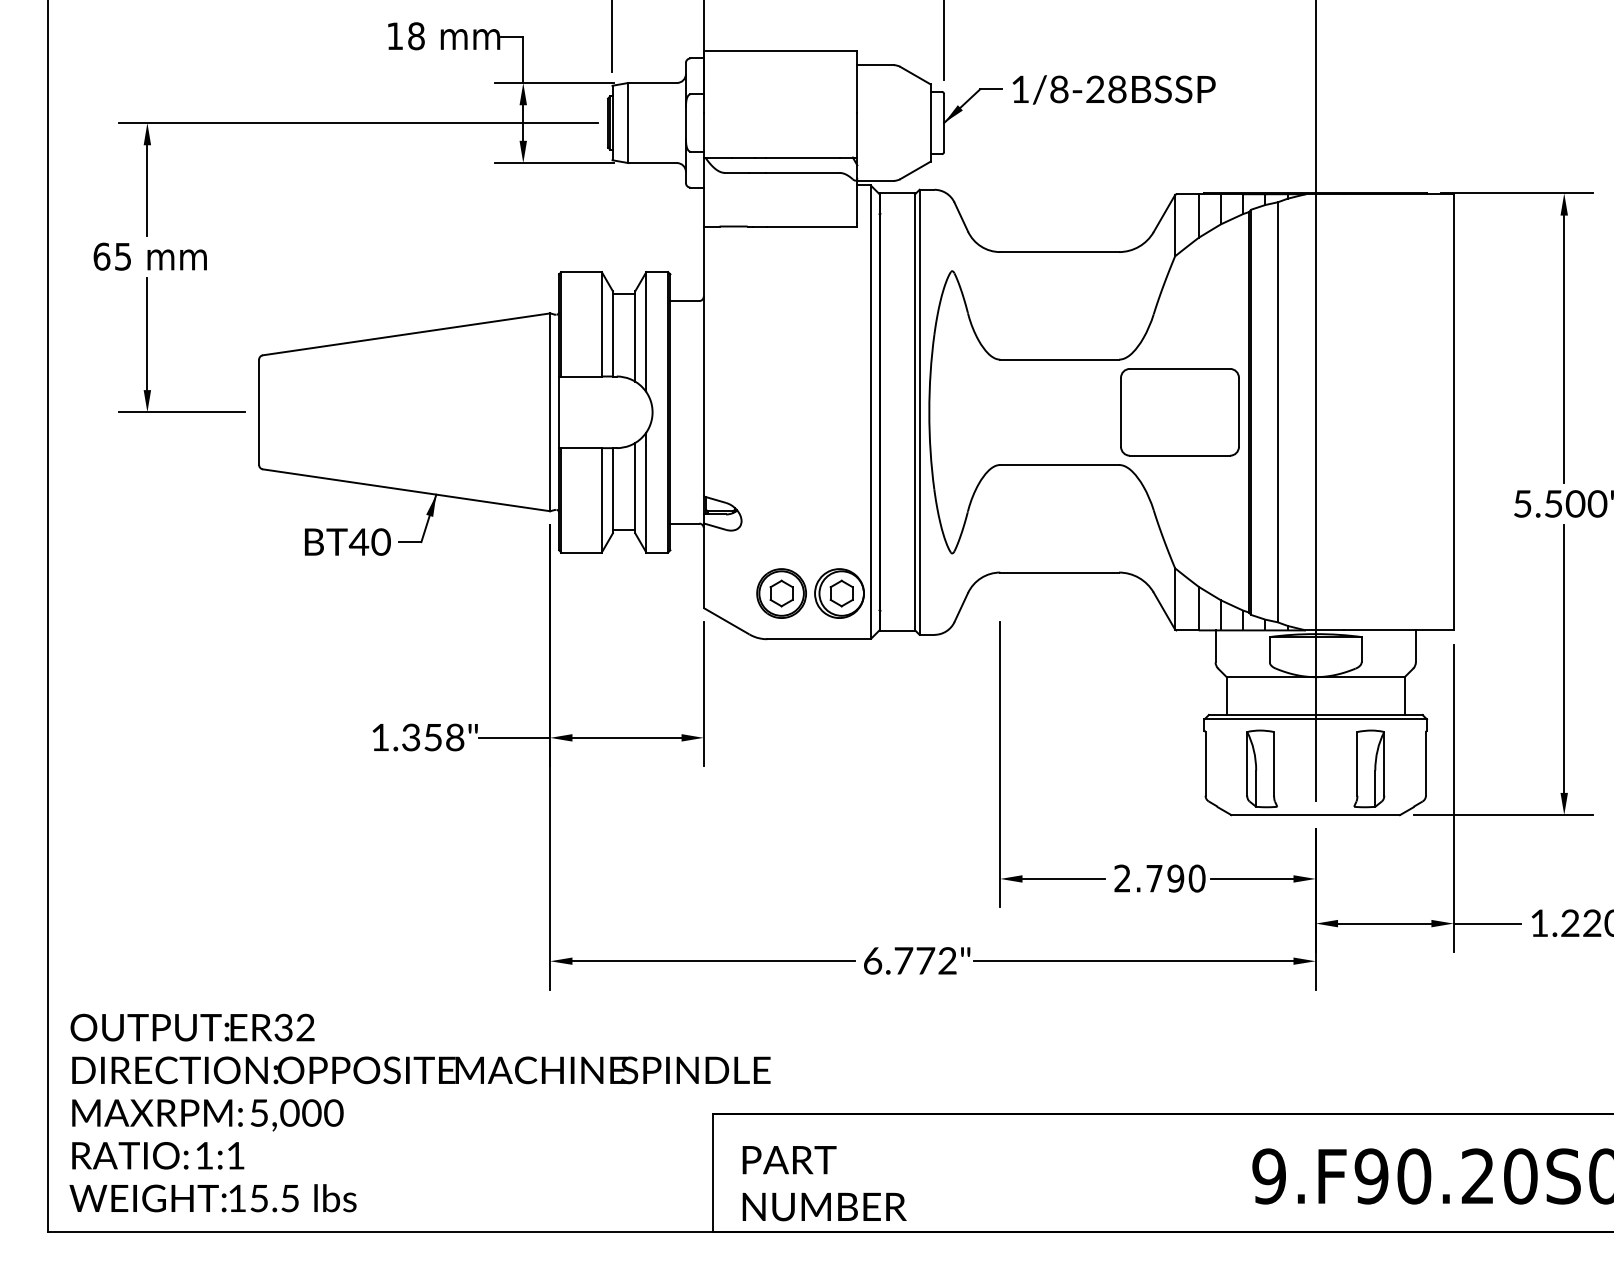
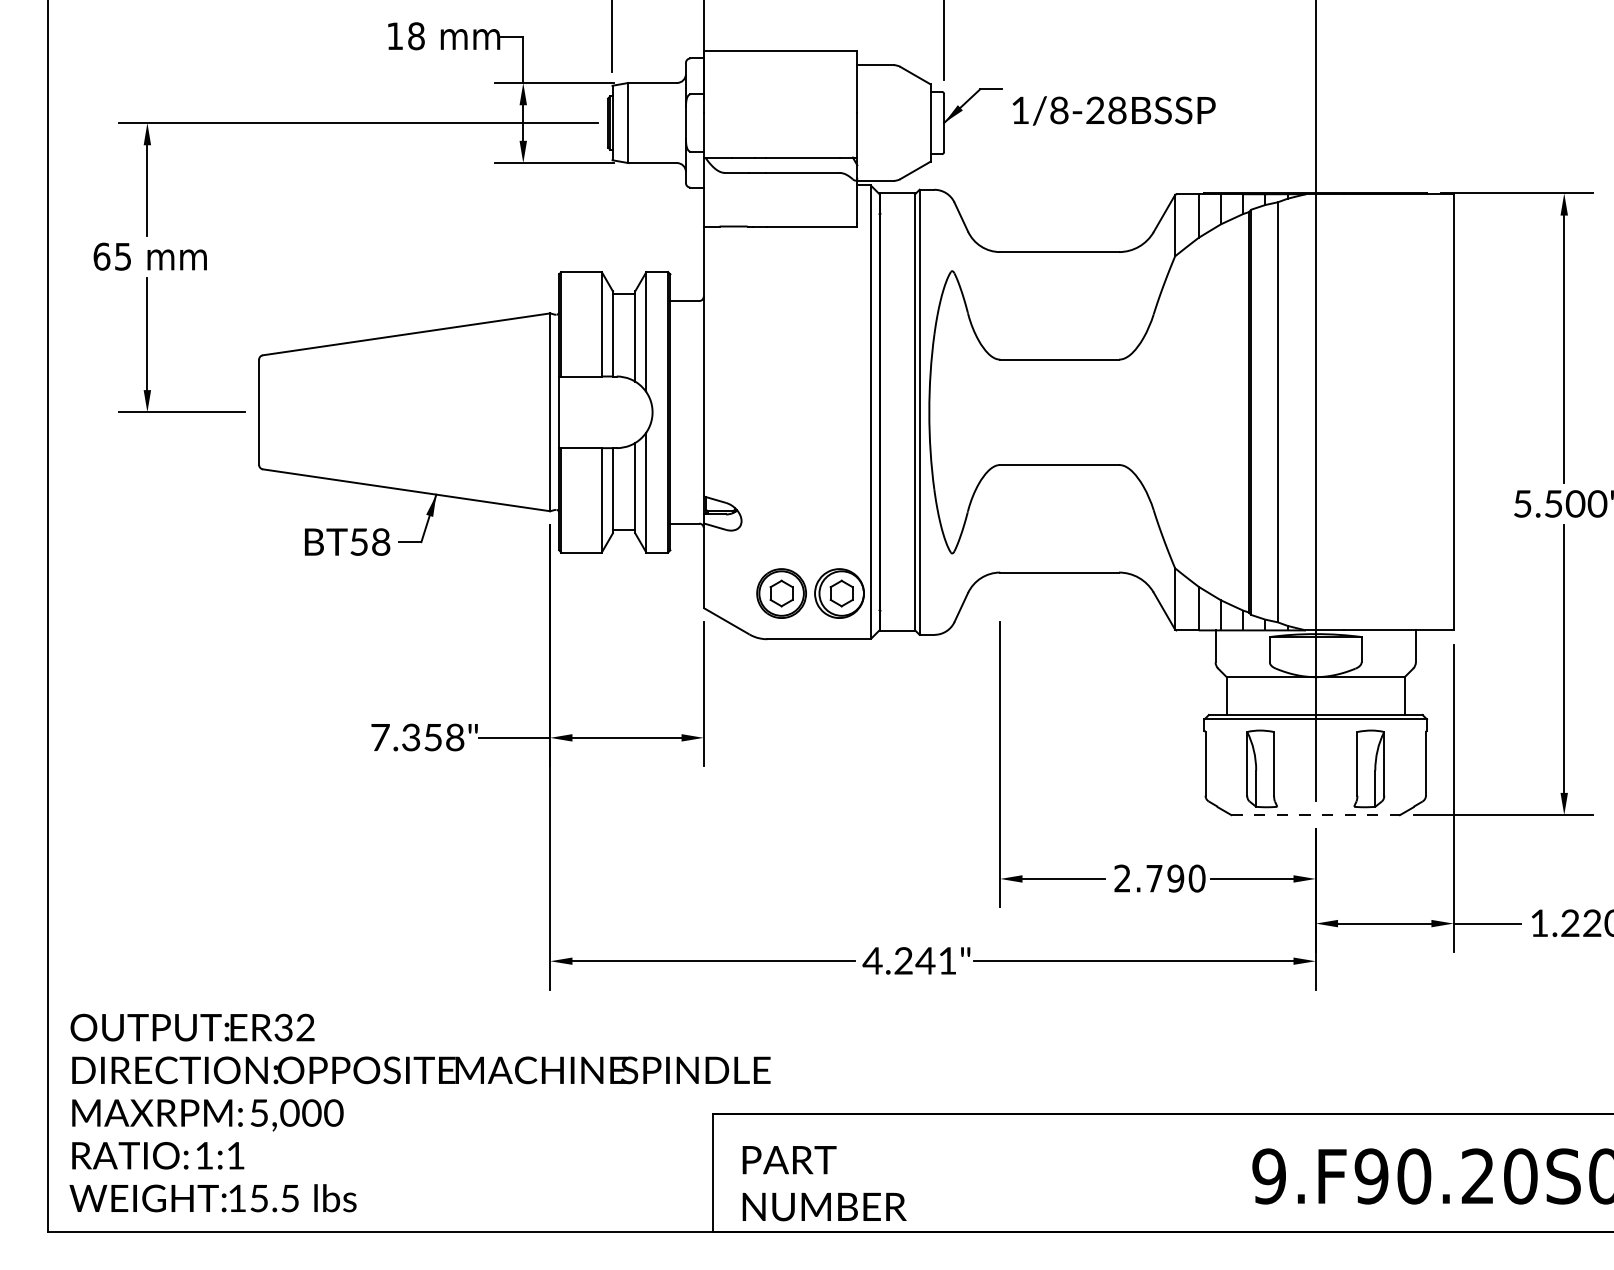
text position: (1113, 89) -> (1113, 110) (1113, 110)
part: present -> none (1179, 412)
text: BT40 -> BT58 (369, 541)
text: 1.358" -> 7.358" (380, 737)
line: solid -> dashed (1316, 815)
text: 6.772" -> 4.241" (909, 960)
